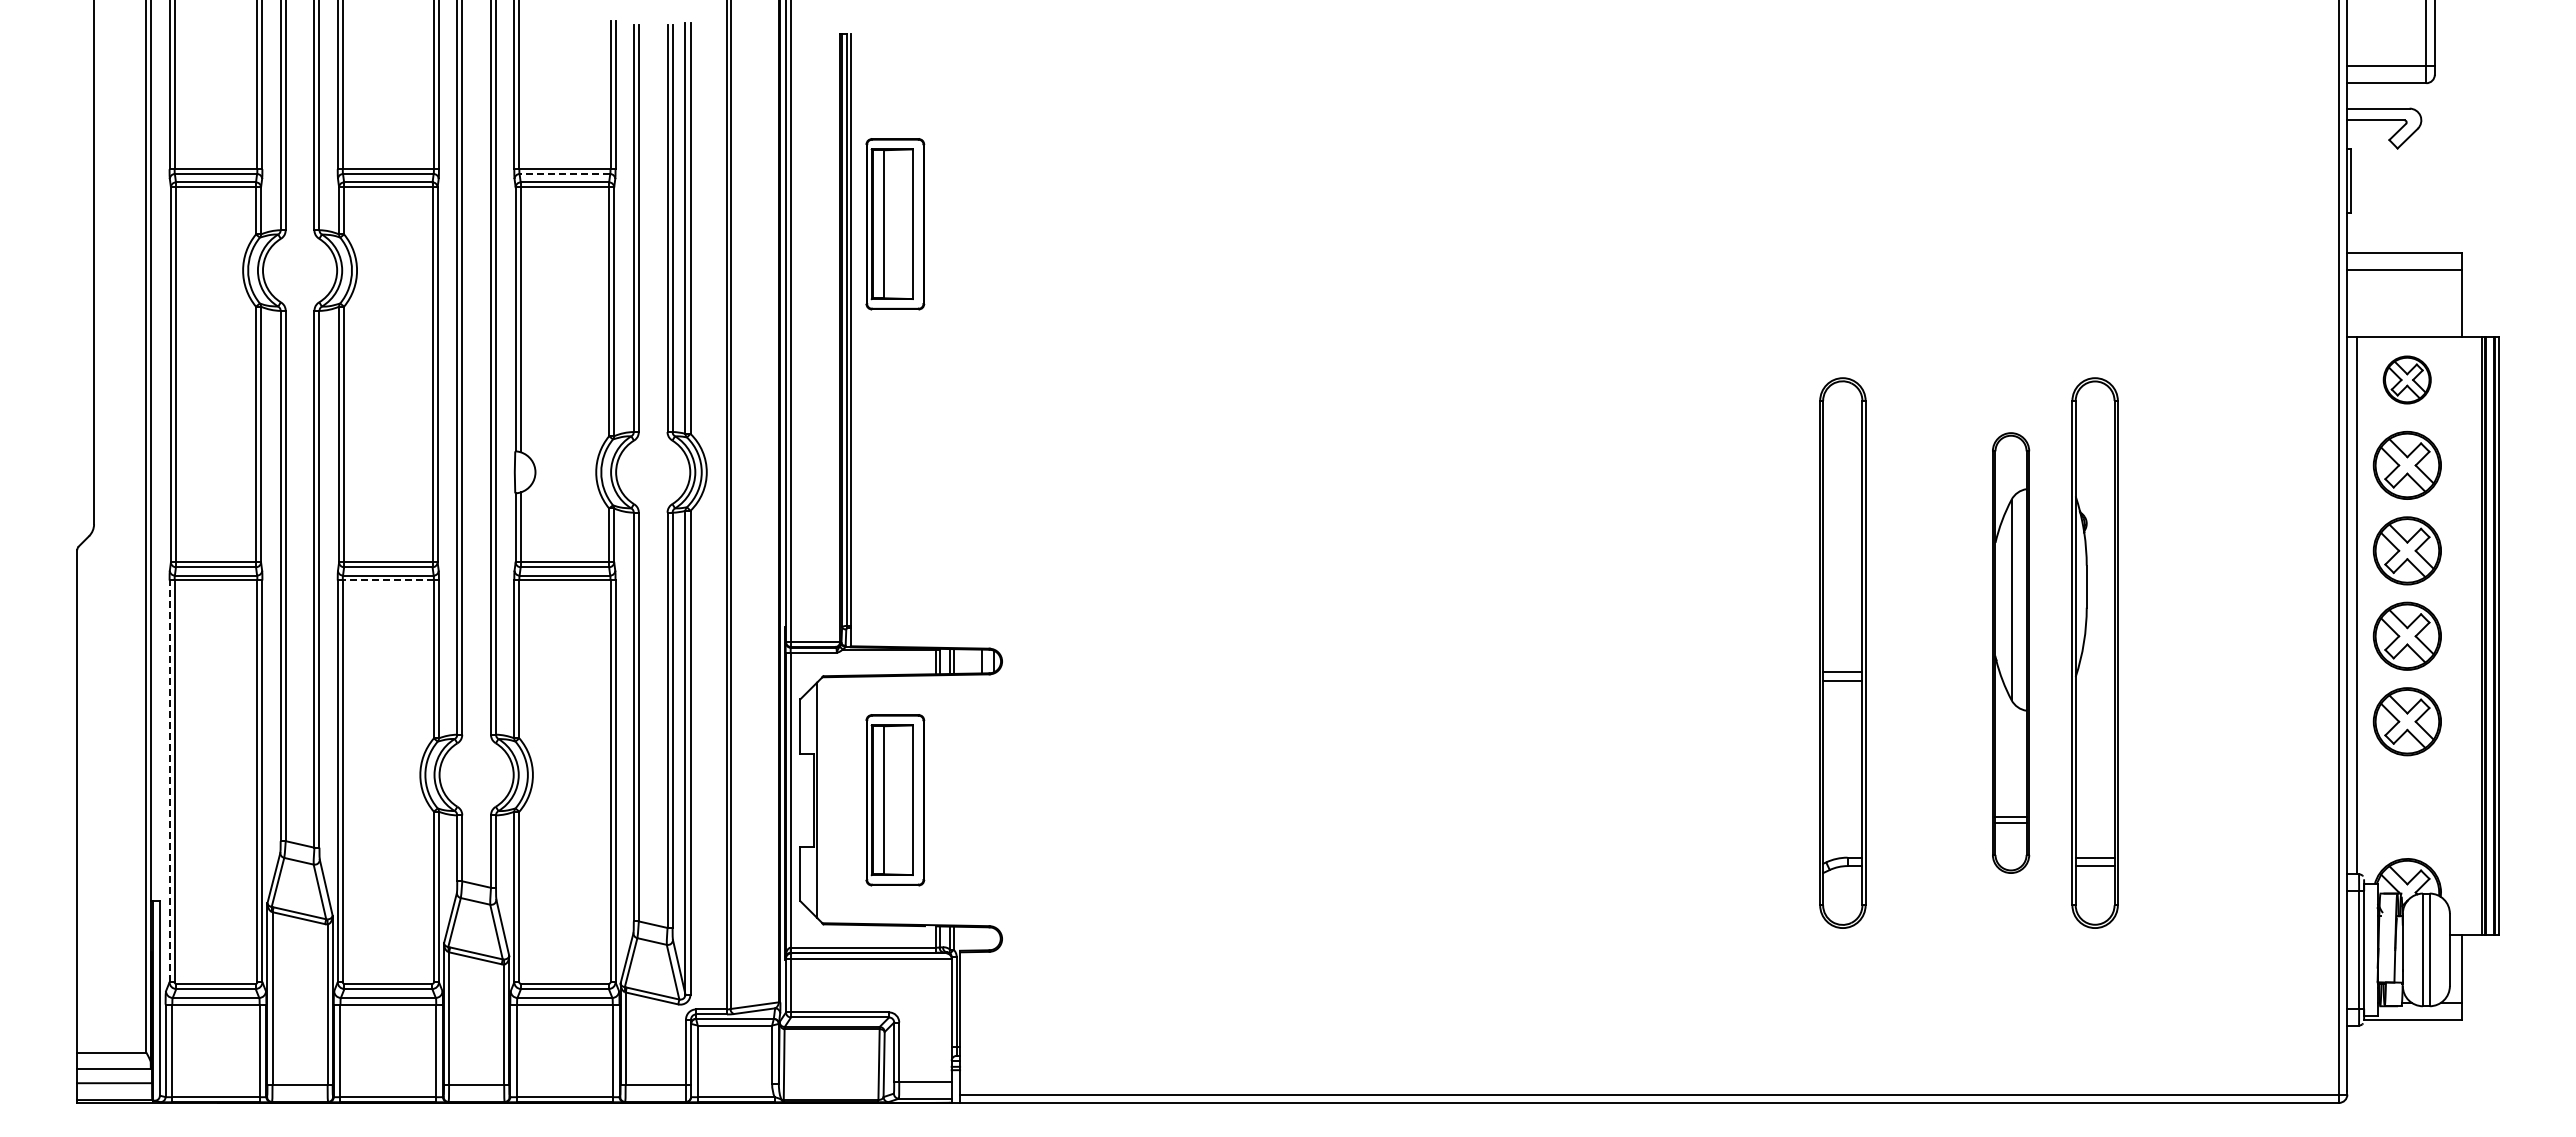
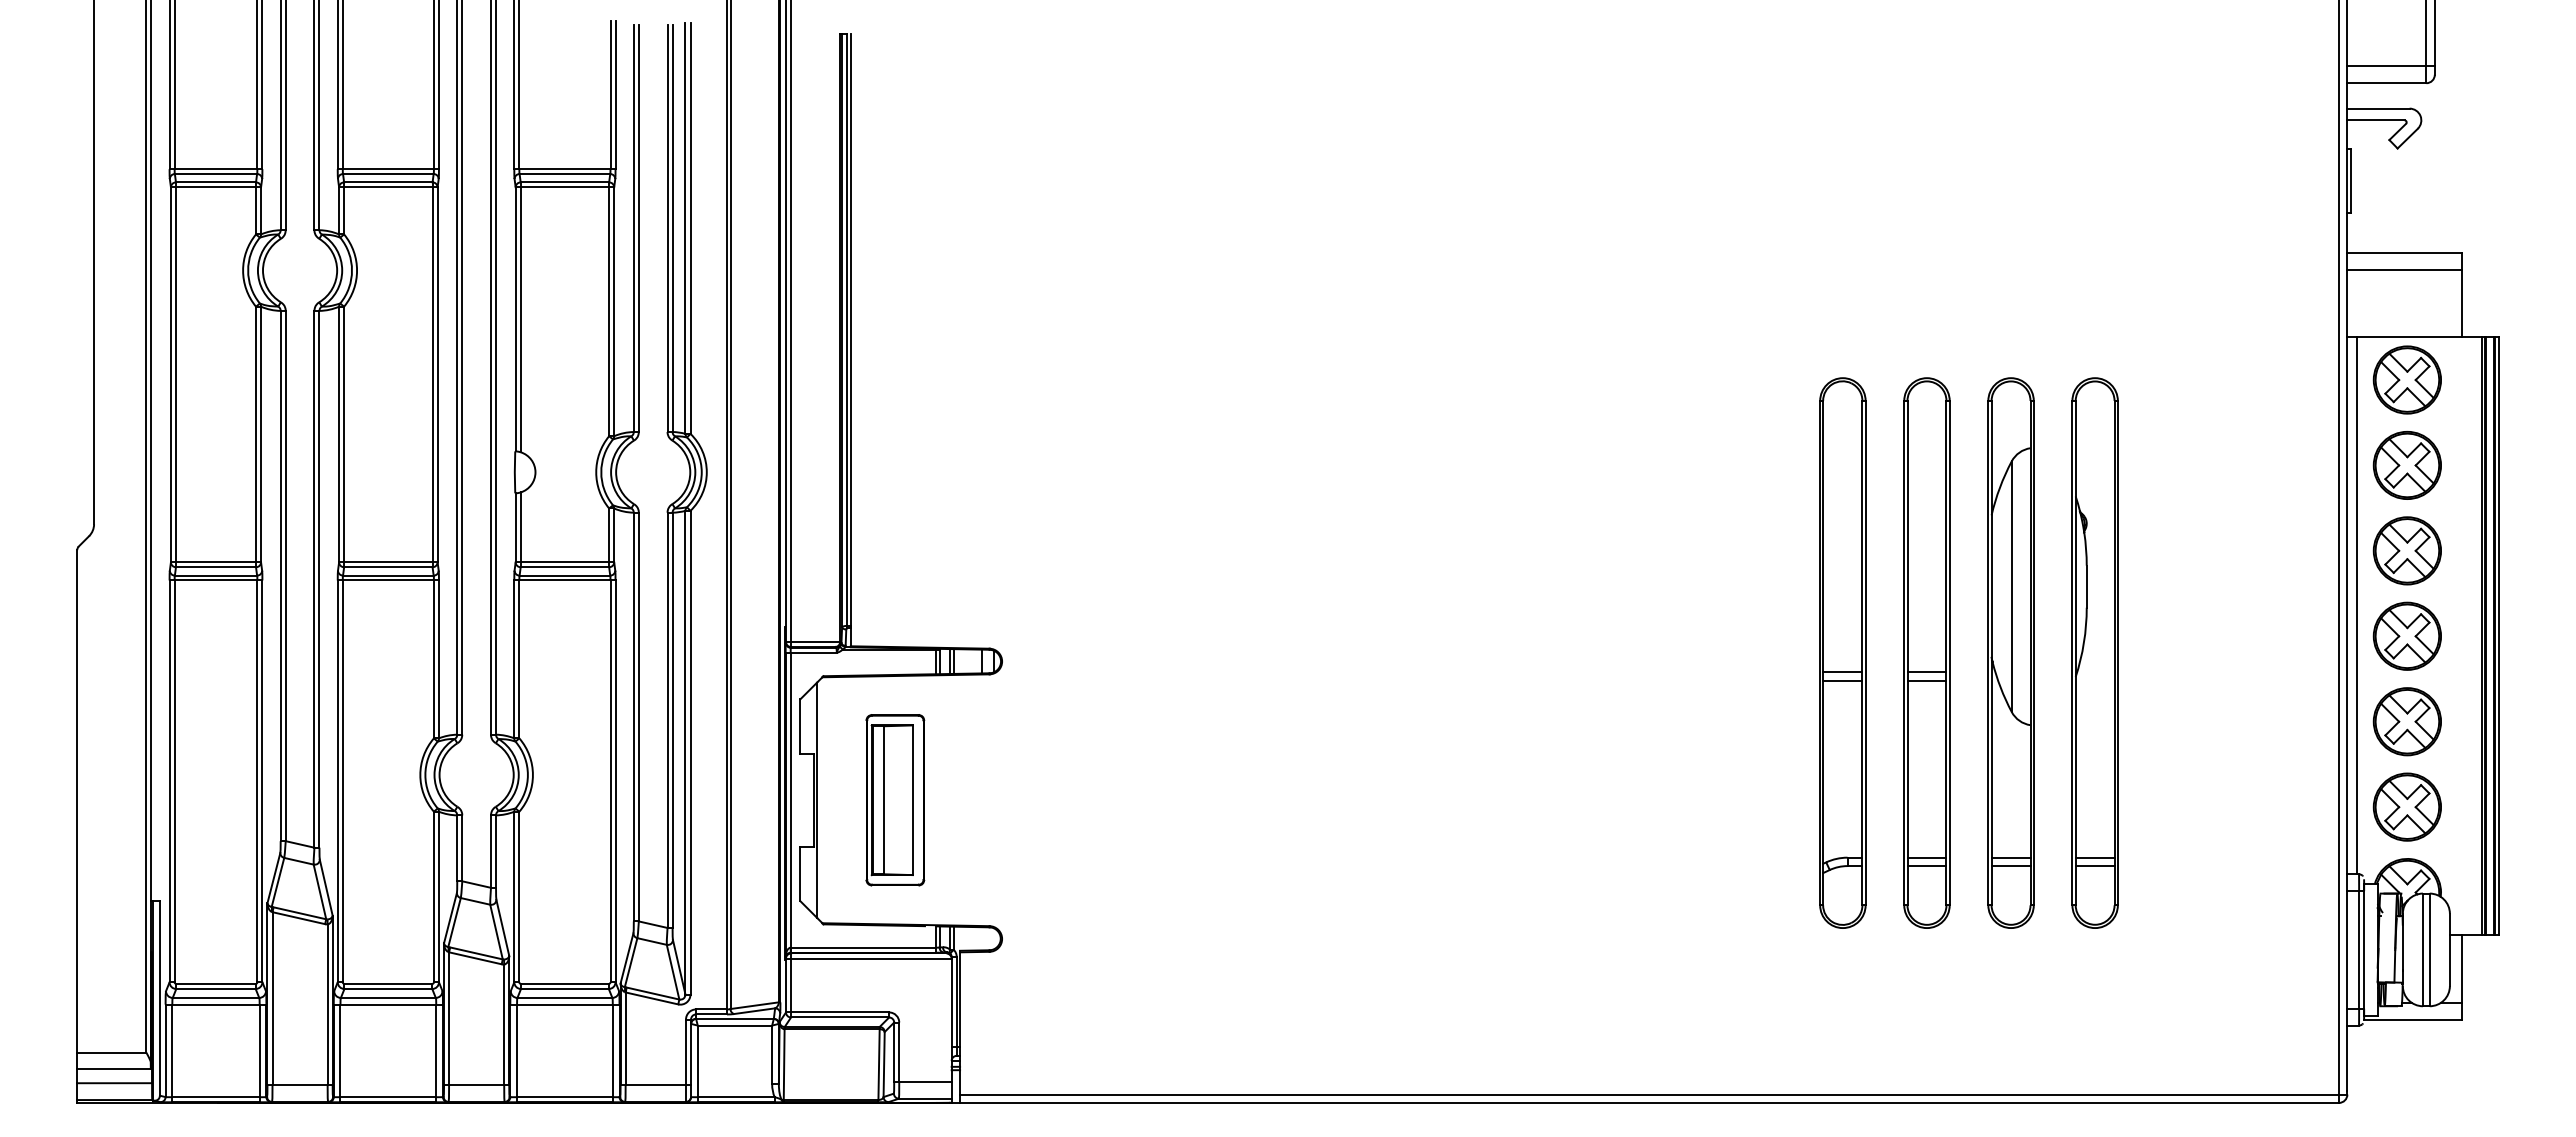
line: dashed -> solid (564, 174)
part: present -> none (895, 224)
part size: 50x50 px -> 70x70 px (2406, 379)
line: dashed -> solid (388, 580)
part: none -> present (1926, 652)
part size: 39x442 px -> 48x552 px (2010, 652)
line: dashed -> solid (169, 781)
part: none -> present (2406, 806)
